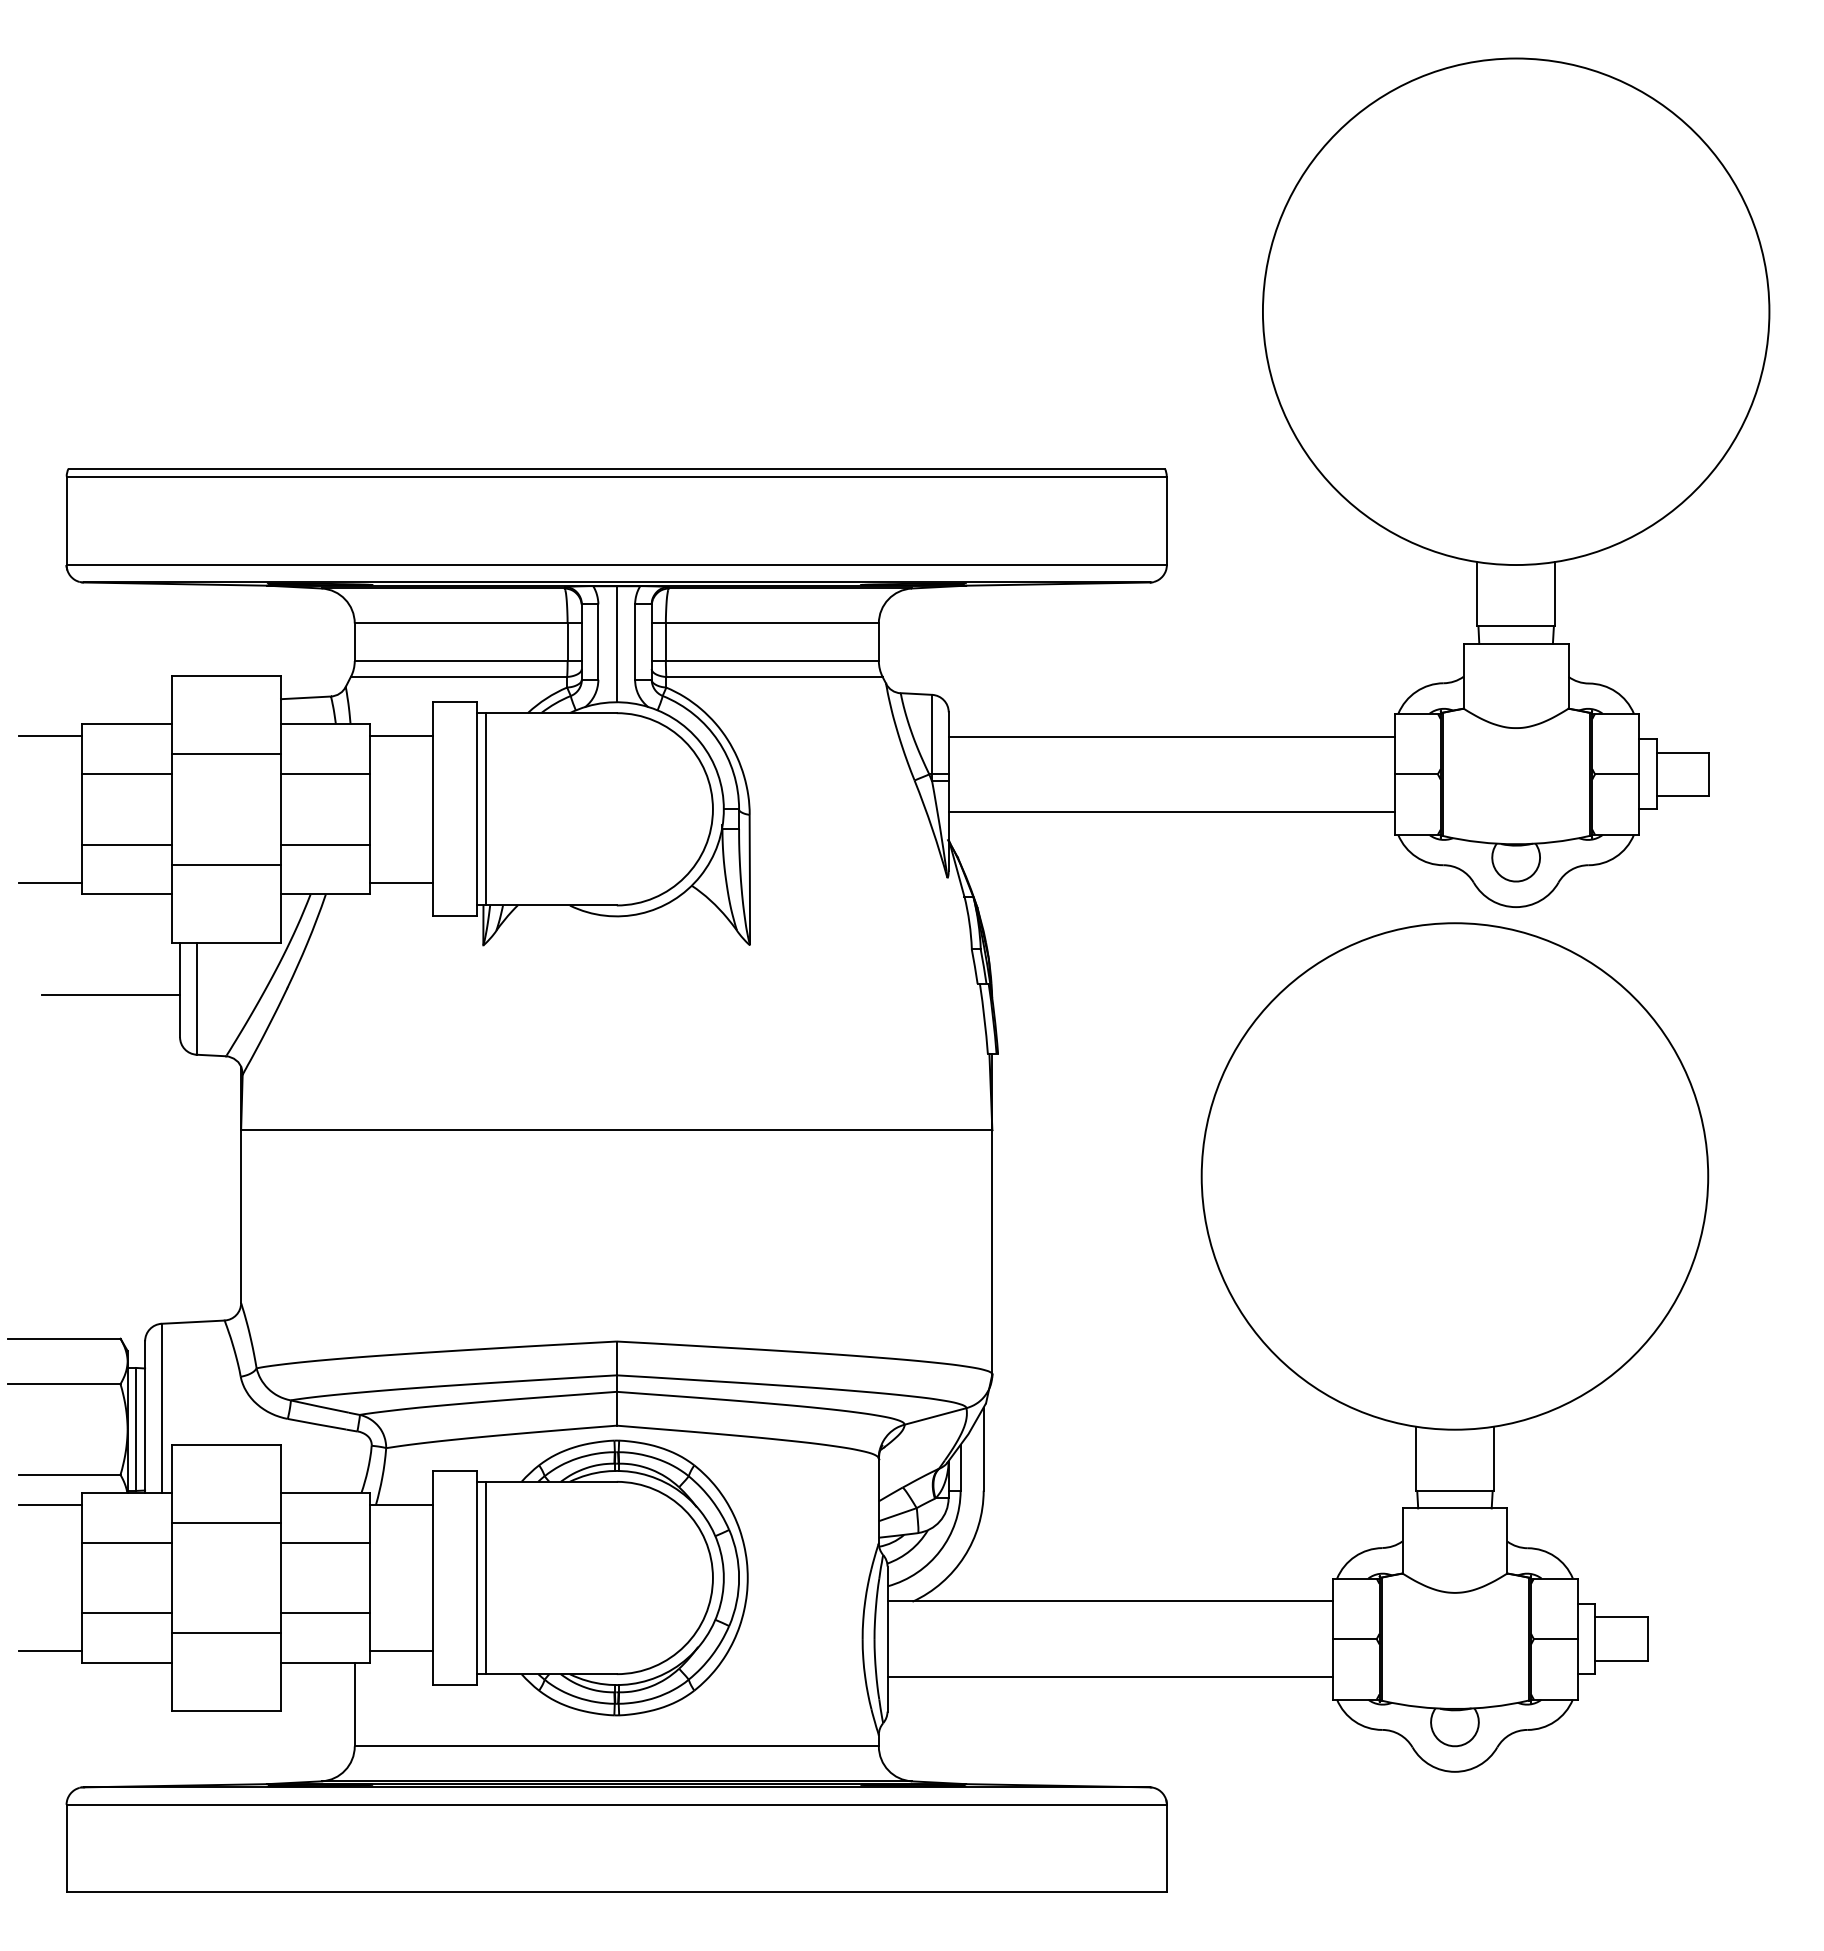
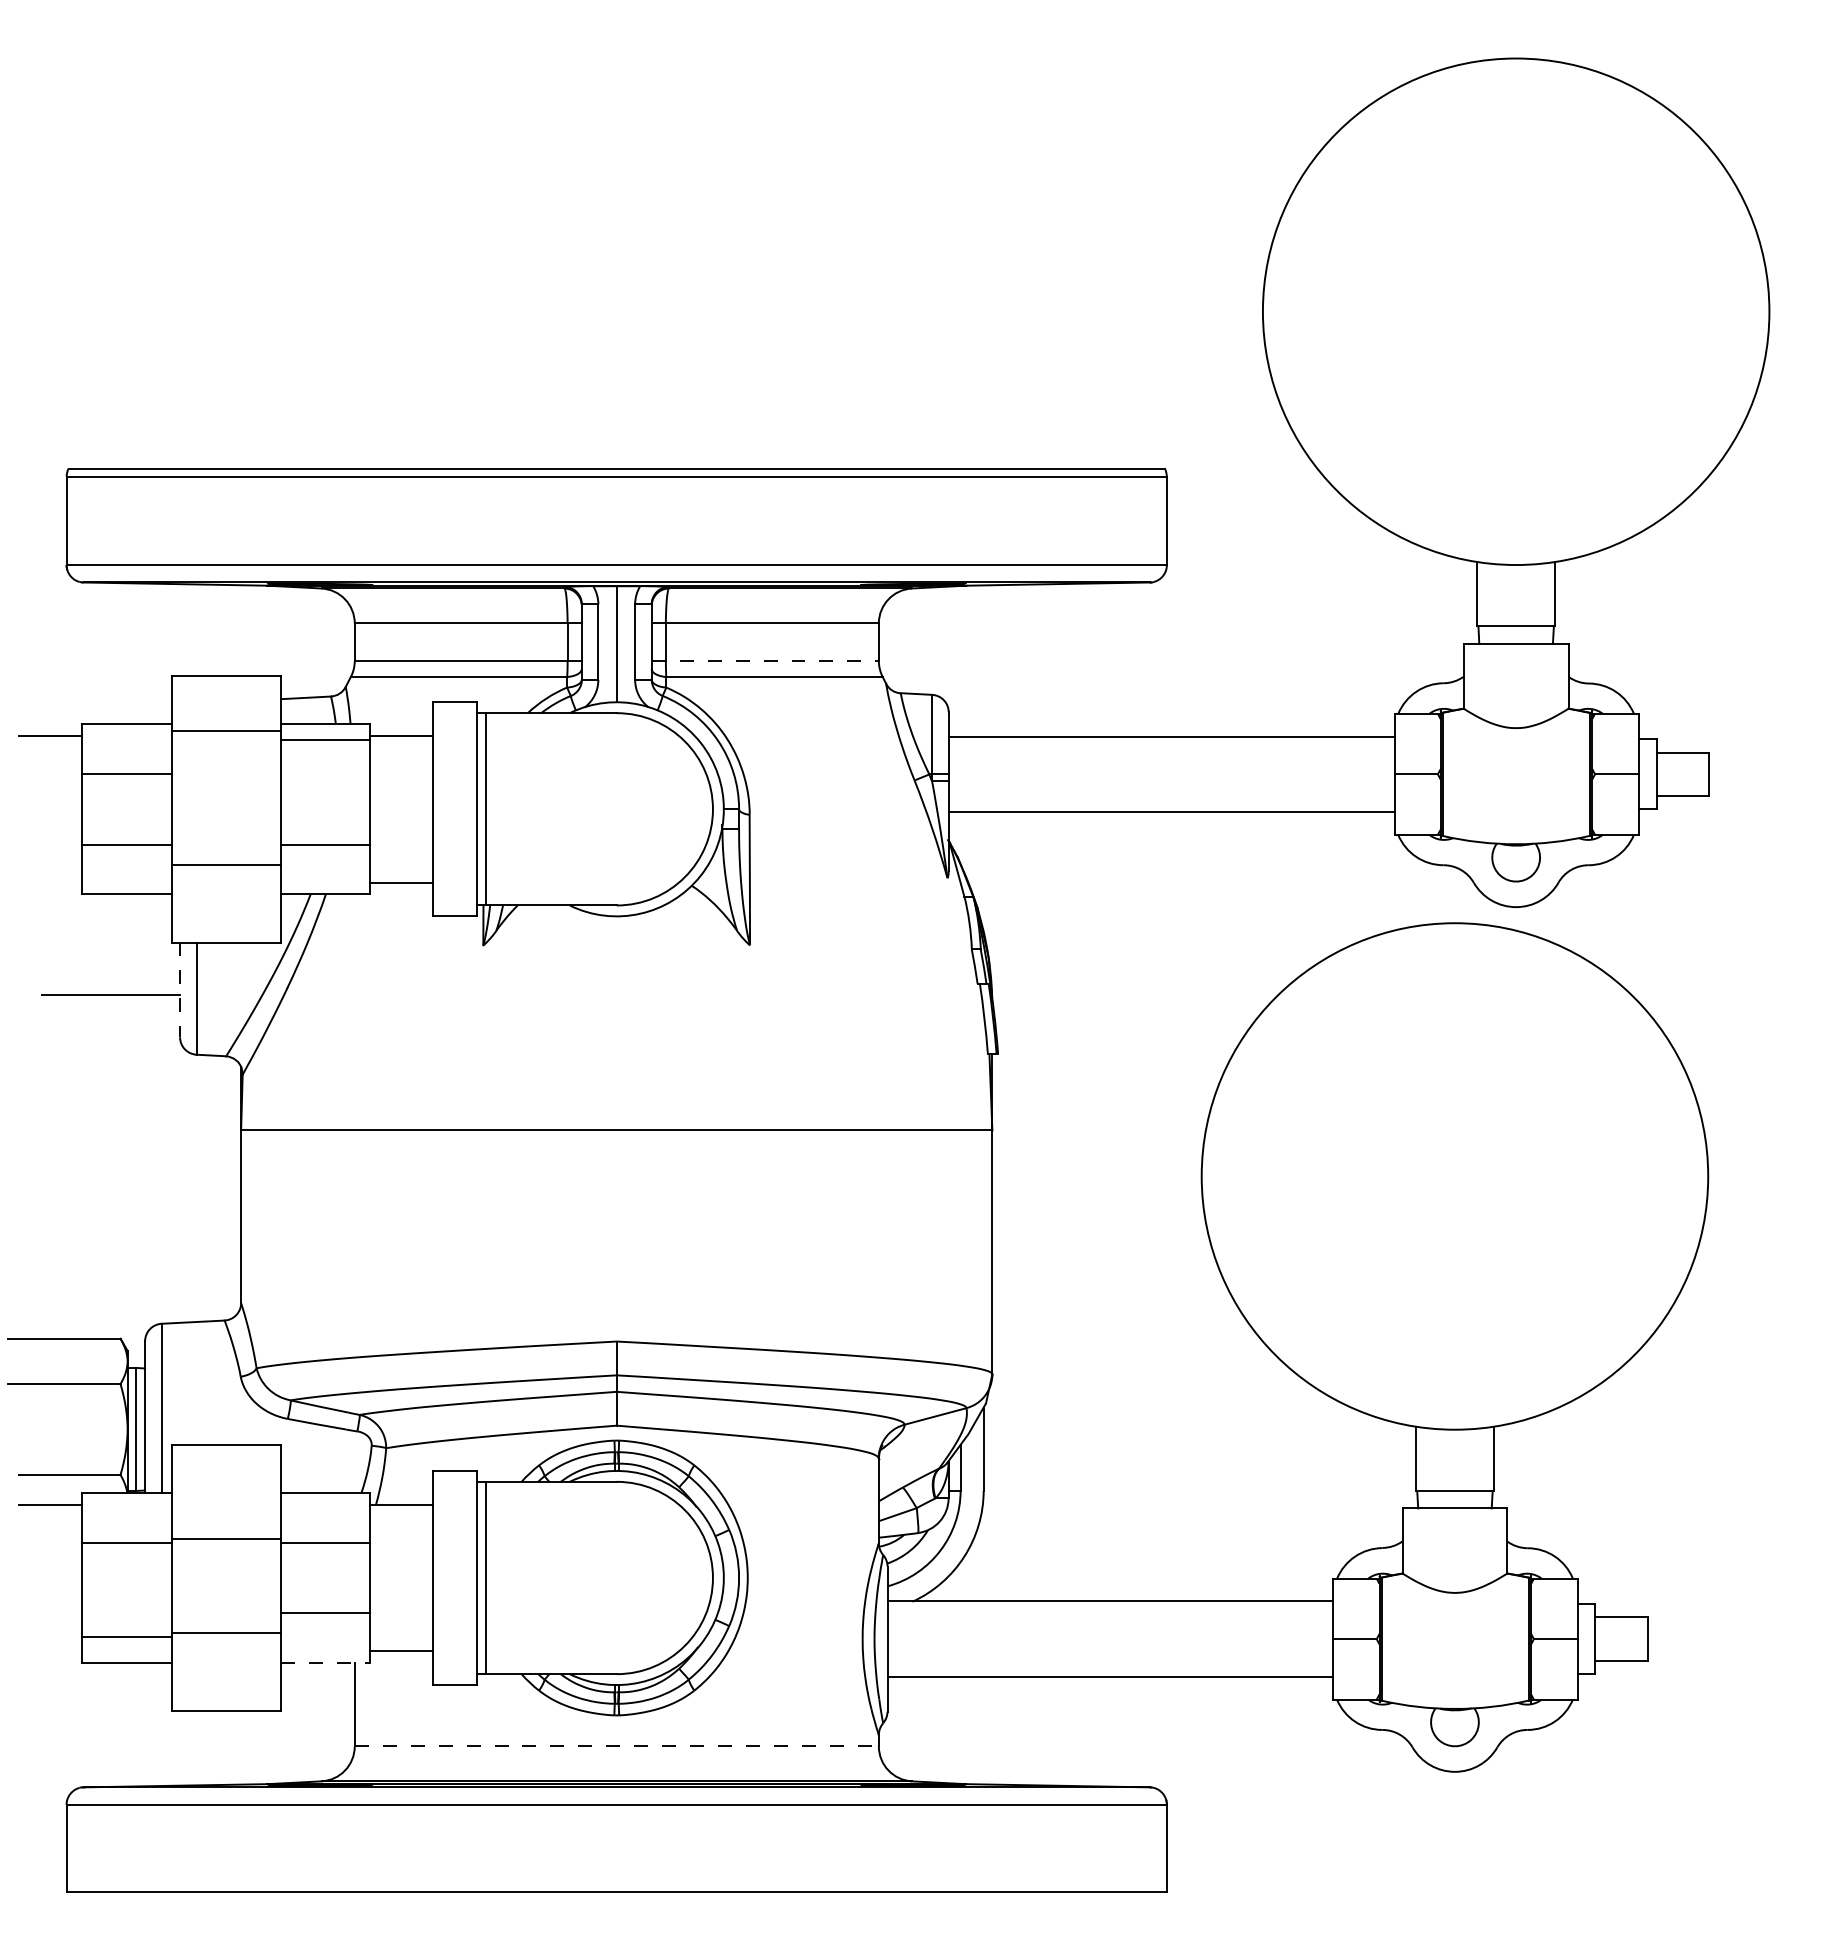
line: solid -> dashed (765, 661)
line position: (225, 754) -> (225, 731) (225, 731)
line position: (325, 774) -> (325, 740) (325, 740)
line: present -> none (50, 882)
line: solid -> dashed (180, 990)
line position: (225, 1522) -> (225, 1538) (225, 1538)
line position: (126, 1613) -> (126, 1637) (126, 1637)
line: present -> none (50, 1651)
line: solid -> dashed (325, 1663)
line: solid -> dashed (617, 1746)
